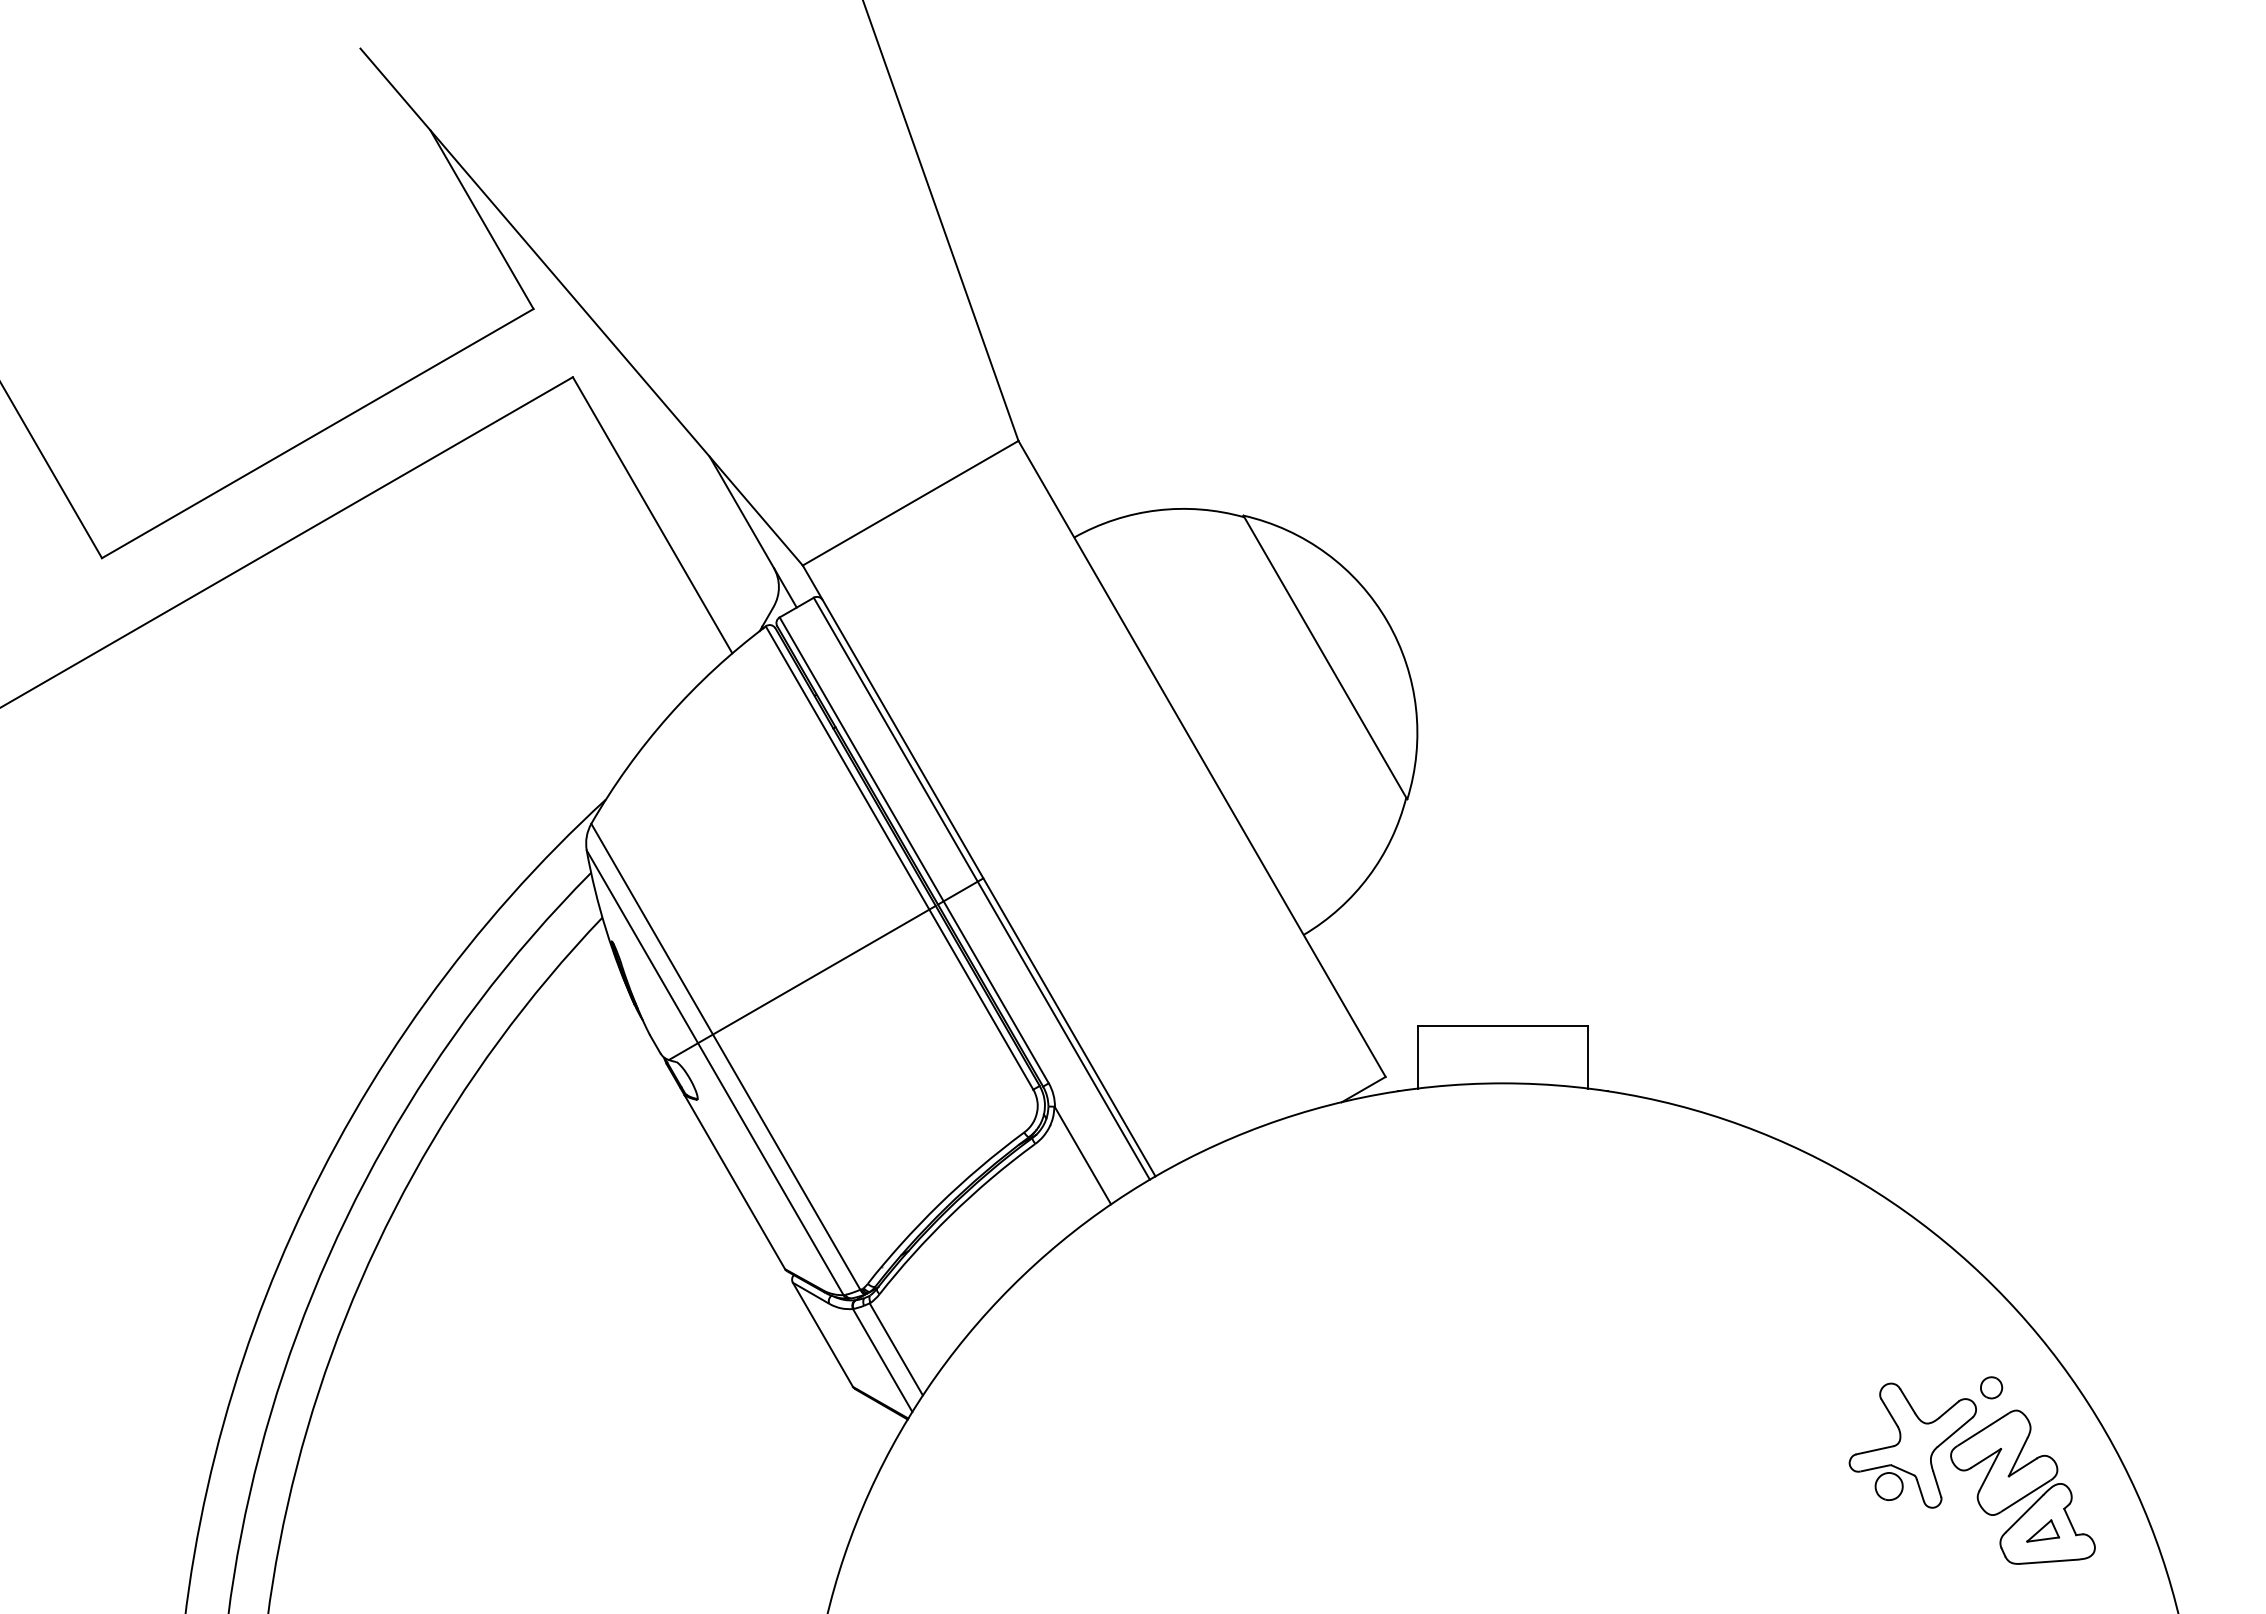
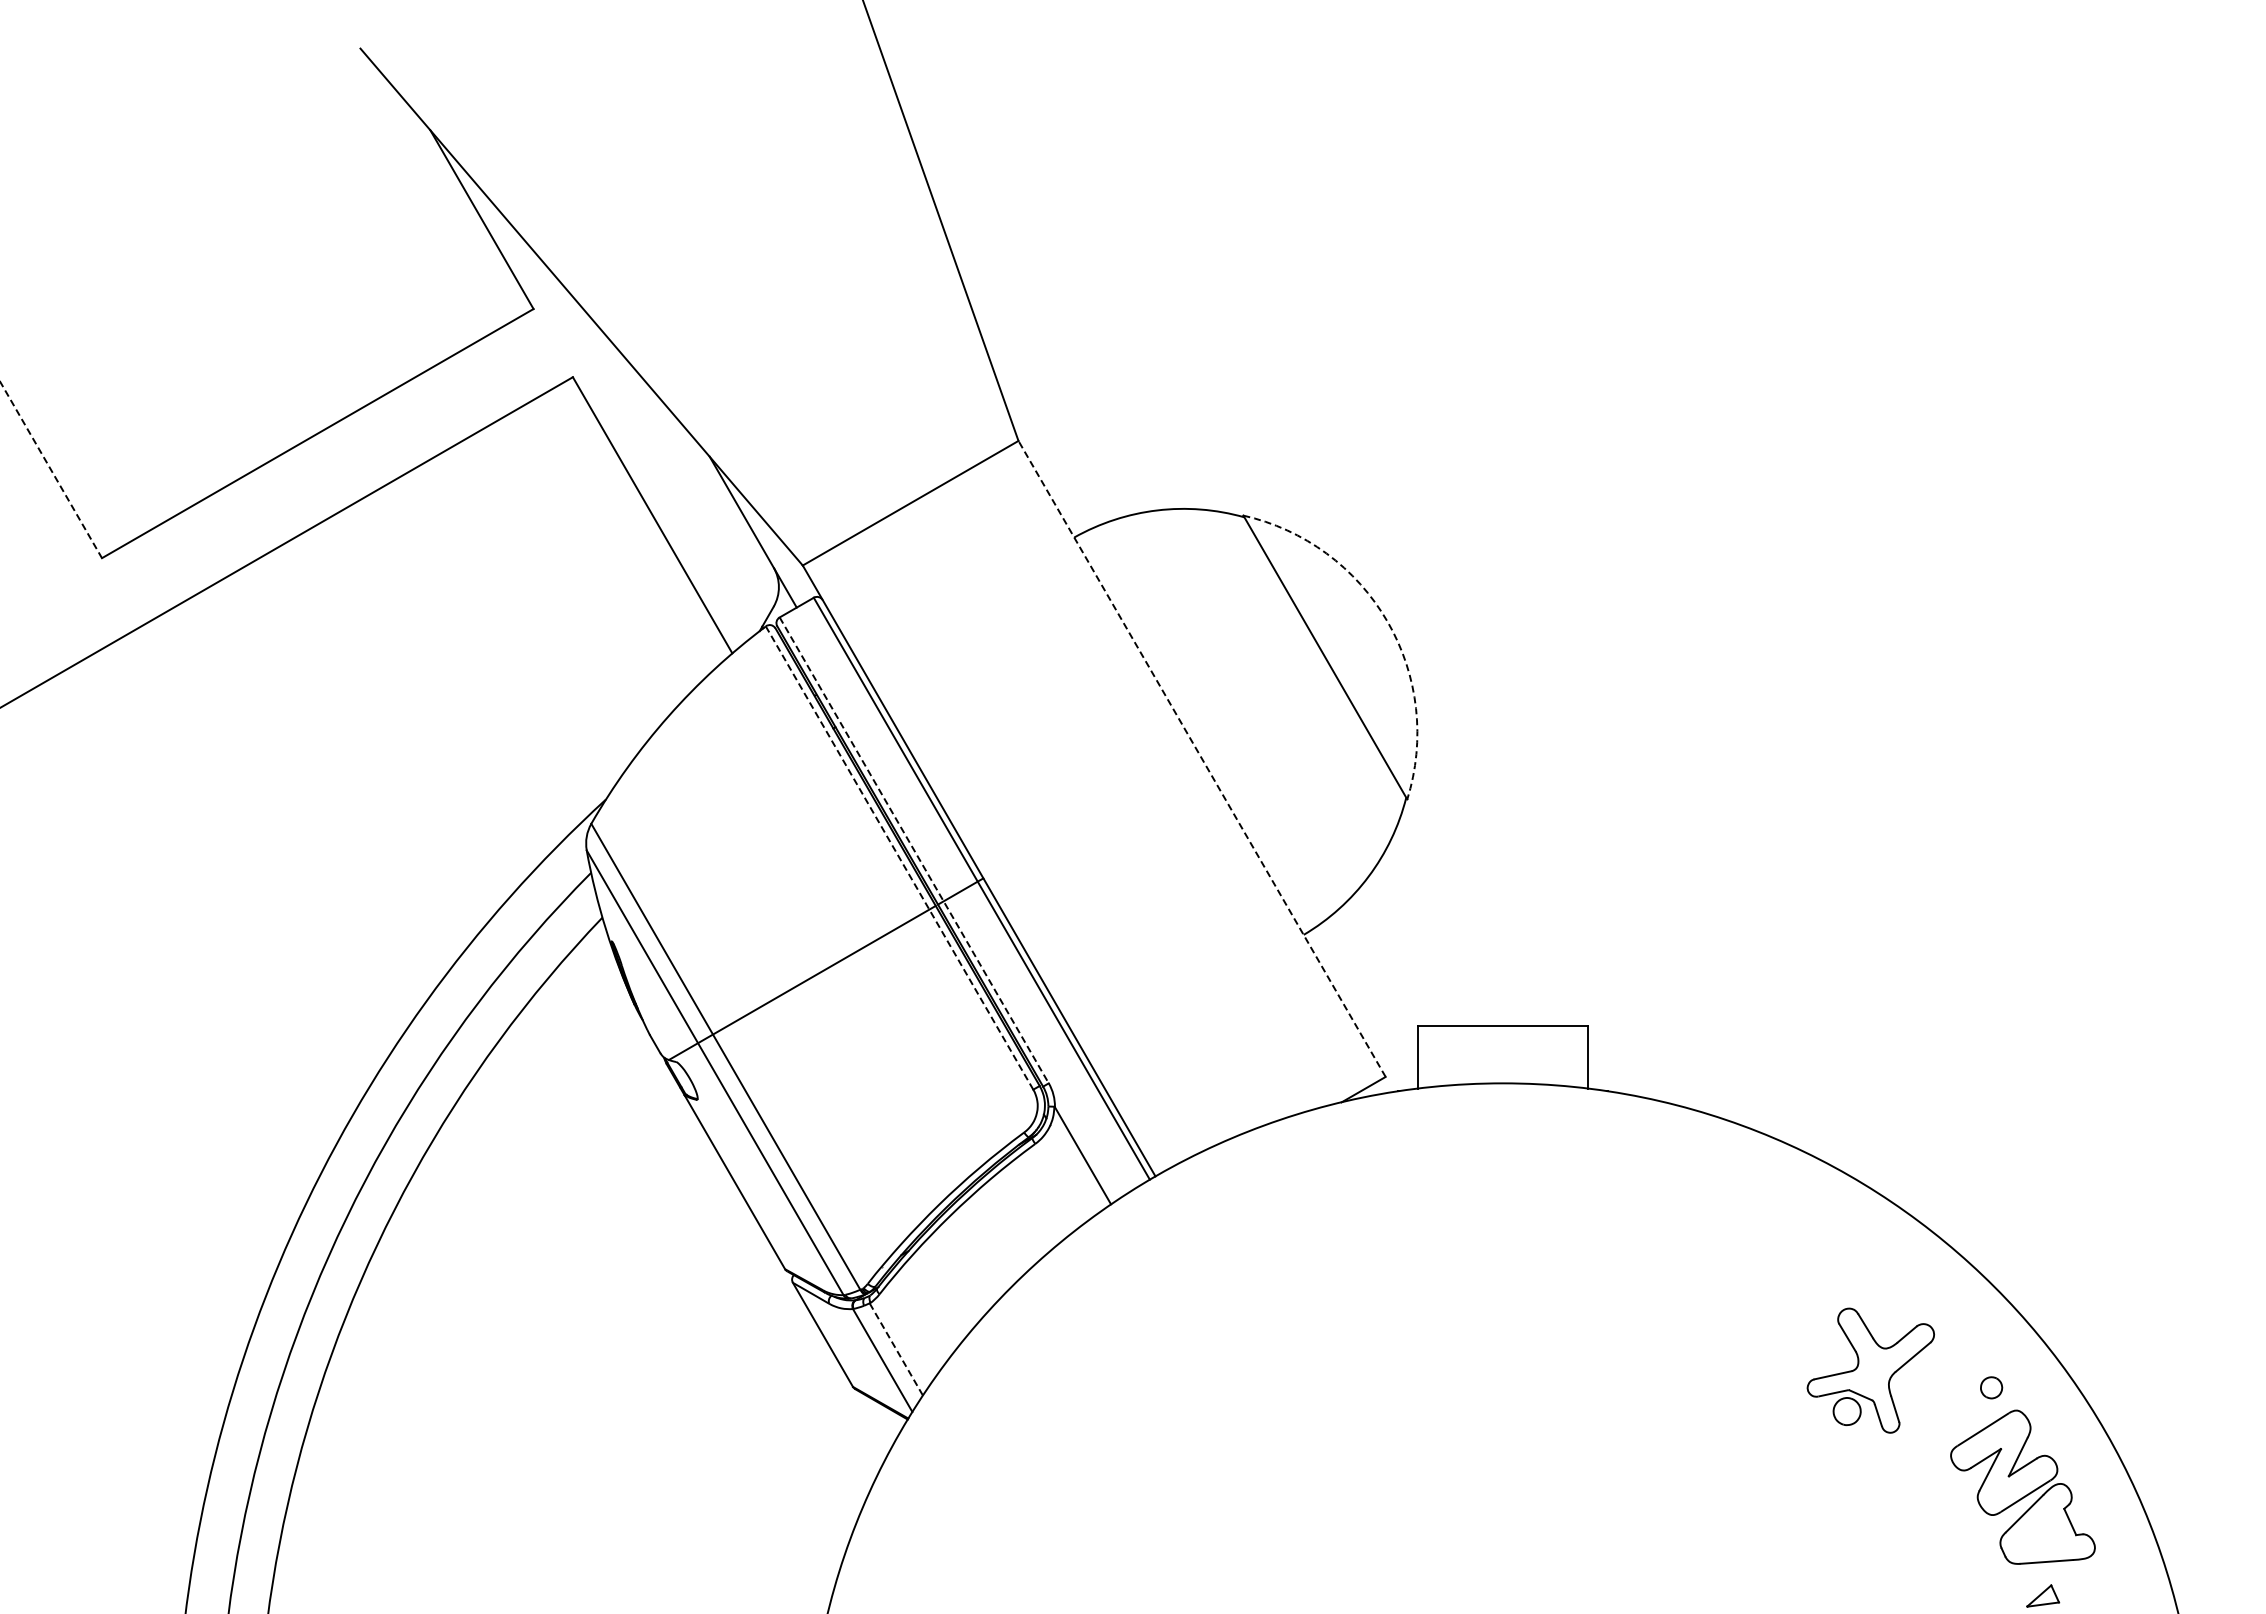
line: solid -> dashed (51, 469)
arc: solid -> dashed (1387, 621)
line: solid -> dashed (1201, 758)
line: solid -> dashed (914, 850)
line: solid -> dashed (899, 857)
line: solid -> dashed (896, 1349)
part position: (1912, 1445) -> (1870, 1370) (1870, 1370)
part position: (2043, 1530) -> (2043, 1595) (2043, 1595)
